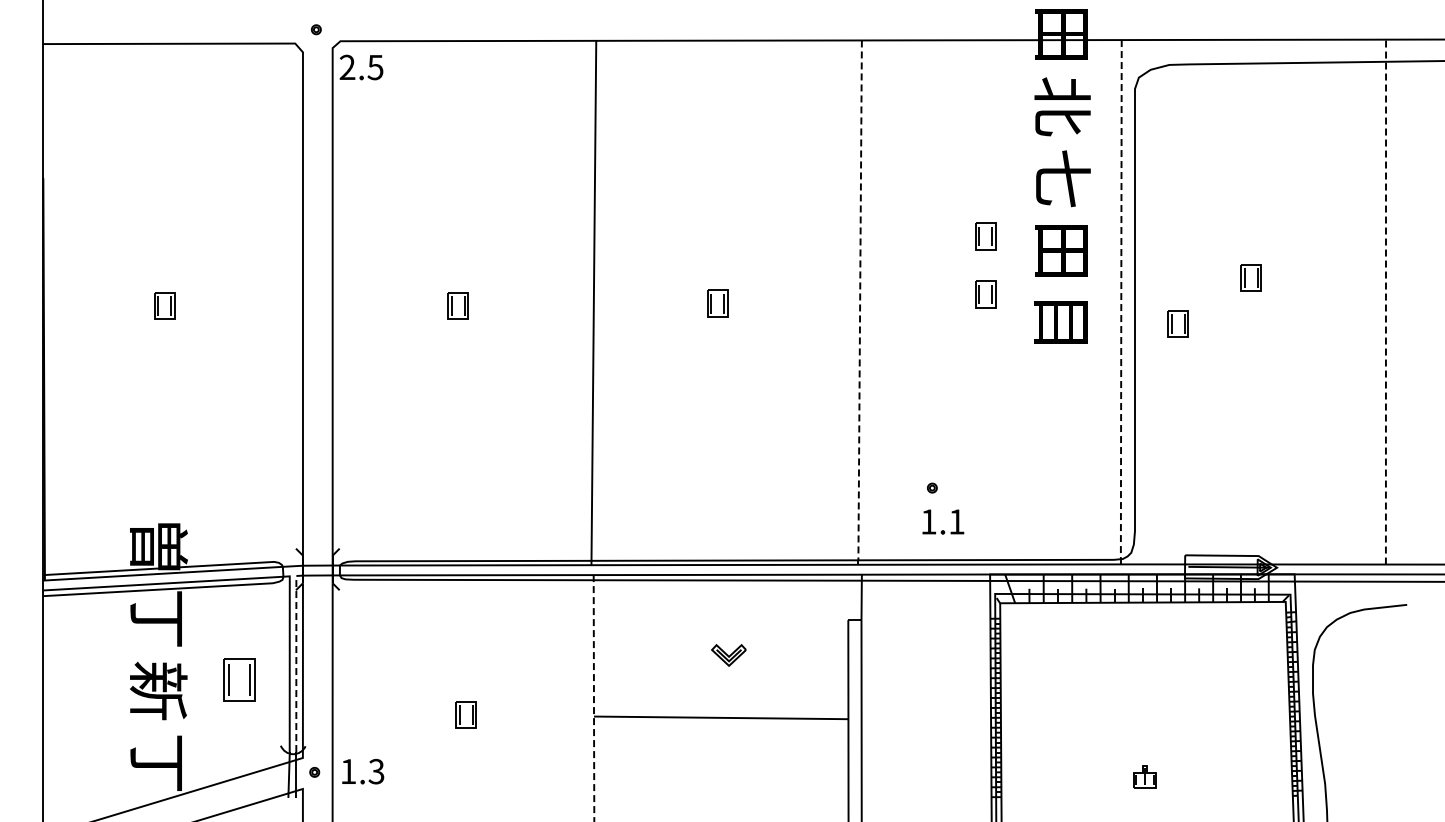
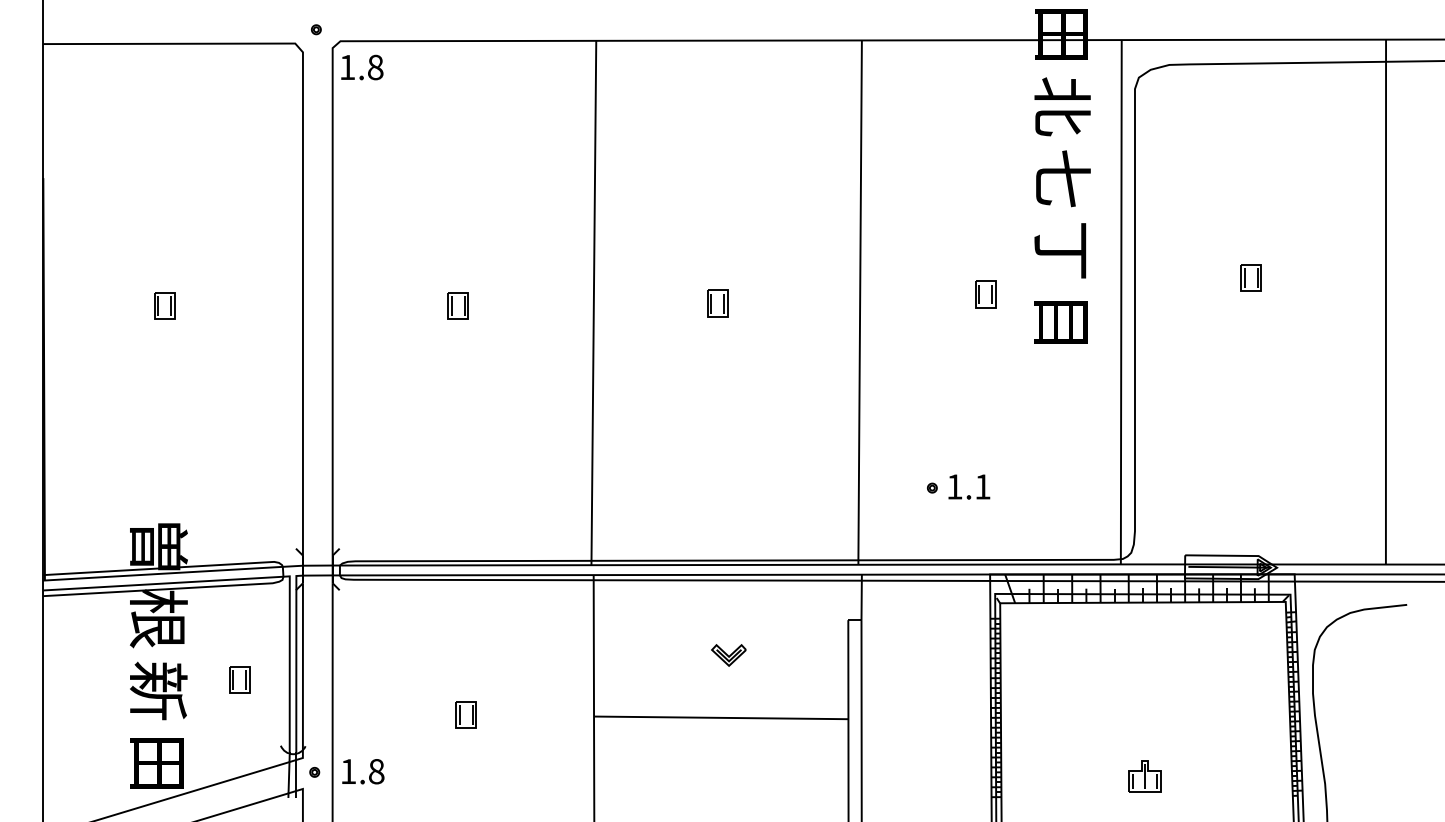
text: 2.5 -> 1.8 (361, 67)
part: present -> none (985, 236)
text: 田 -> 丁 (1060, 250)
line: dashed -> solid (1385, 301)
line: dashed -> solid (860, 303)
line: dashed -> solid (1121, 303)
part: present -> none (1177, 323)
text position: (943, 521) -> (969, 486) (969, 486)
text: 丁 -> 根 (158, 618)
line: dashed -> solid (296, 659)
part size: 33x44 px -> 22x28 px (239, 679)
line: dashed -> solid (593, 698)
text: 丁 -> 田 (156, 762)
text: 1.3 -> 1.8 (376, 771)
part size: 24x24 px -> 34x33 px (1144, 776)
